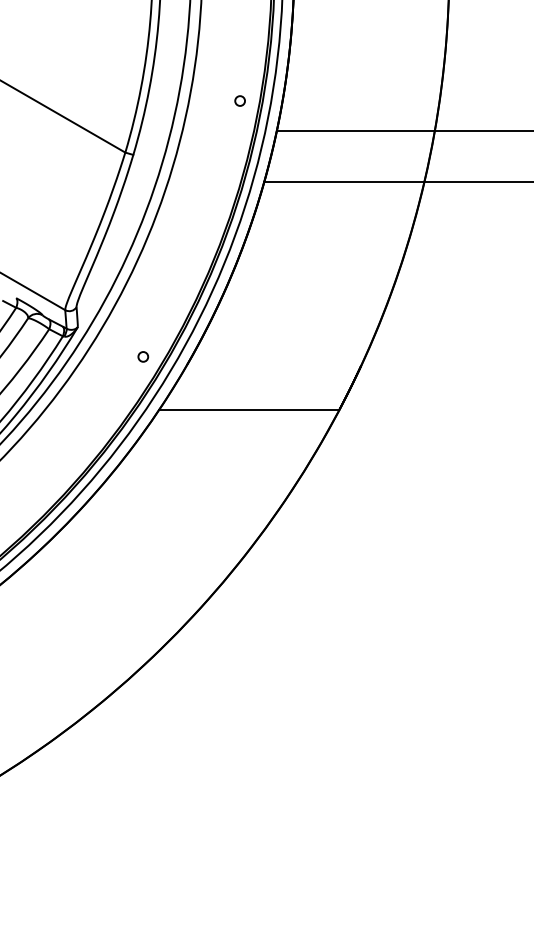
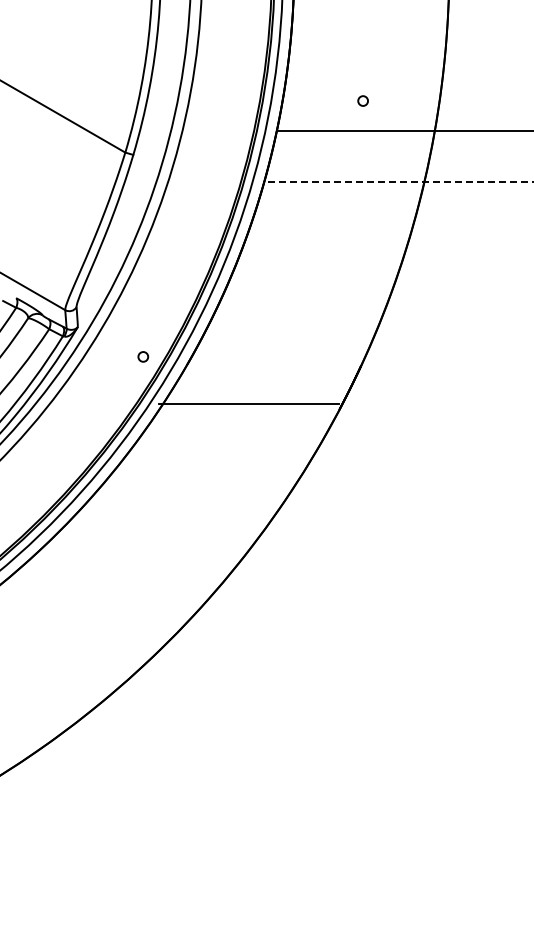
circle position: (239, 100) -> (362, 100) (362, 100)
line: solid -> dashed (398, 181)
line position: (249, 409) -> (249, 403) (249, 403)
